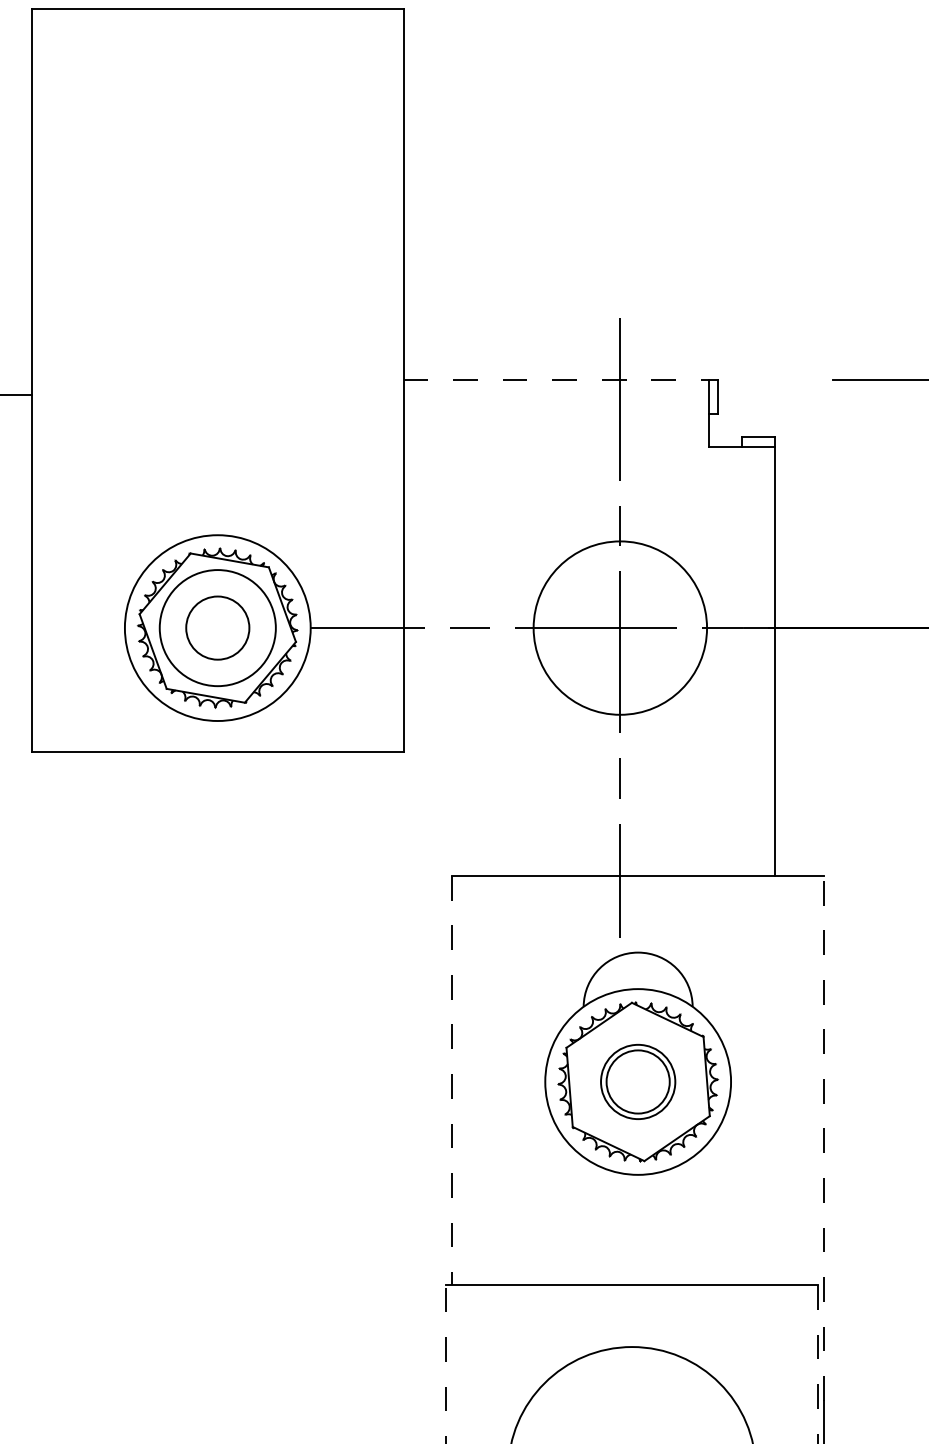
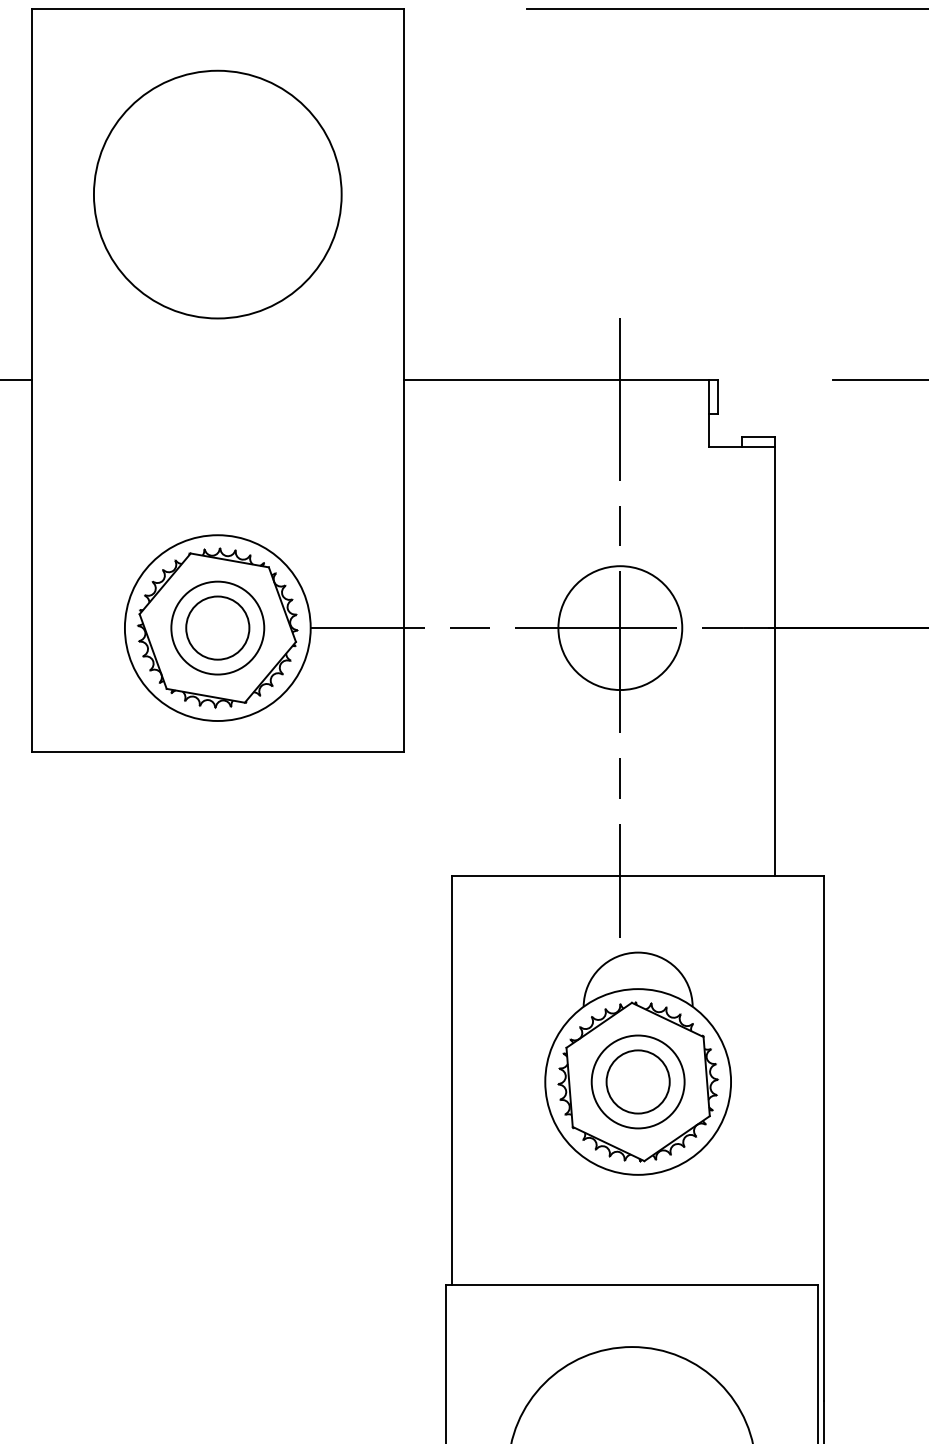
line: none -> present (726, 8)
circle: none -> present (217, 194)
line: dashed -> solid (556, 380)
line position: (17, 395) -> (17, 380) (17, 380)
circle diameter: 173 px -> 124 px (620, 628)
circle diameter: 116 px -> 93 px (217, 627)
line: dashed -> solid (452, 1080)
circle diameter: 74 px -> 93 px (637, 1081)
line: dashed -> solid (823, 1138)
line: dashed -> solid (446, 1363)
line: dashed -> solid (817, 1364)
